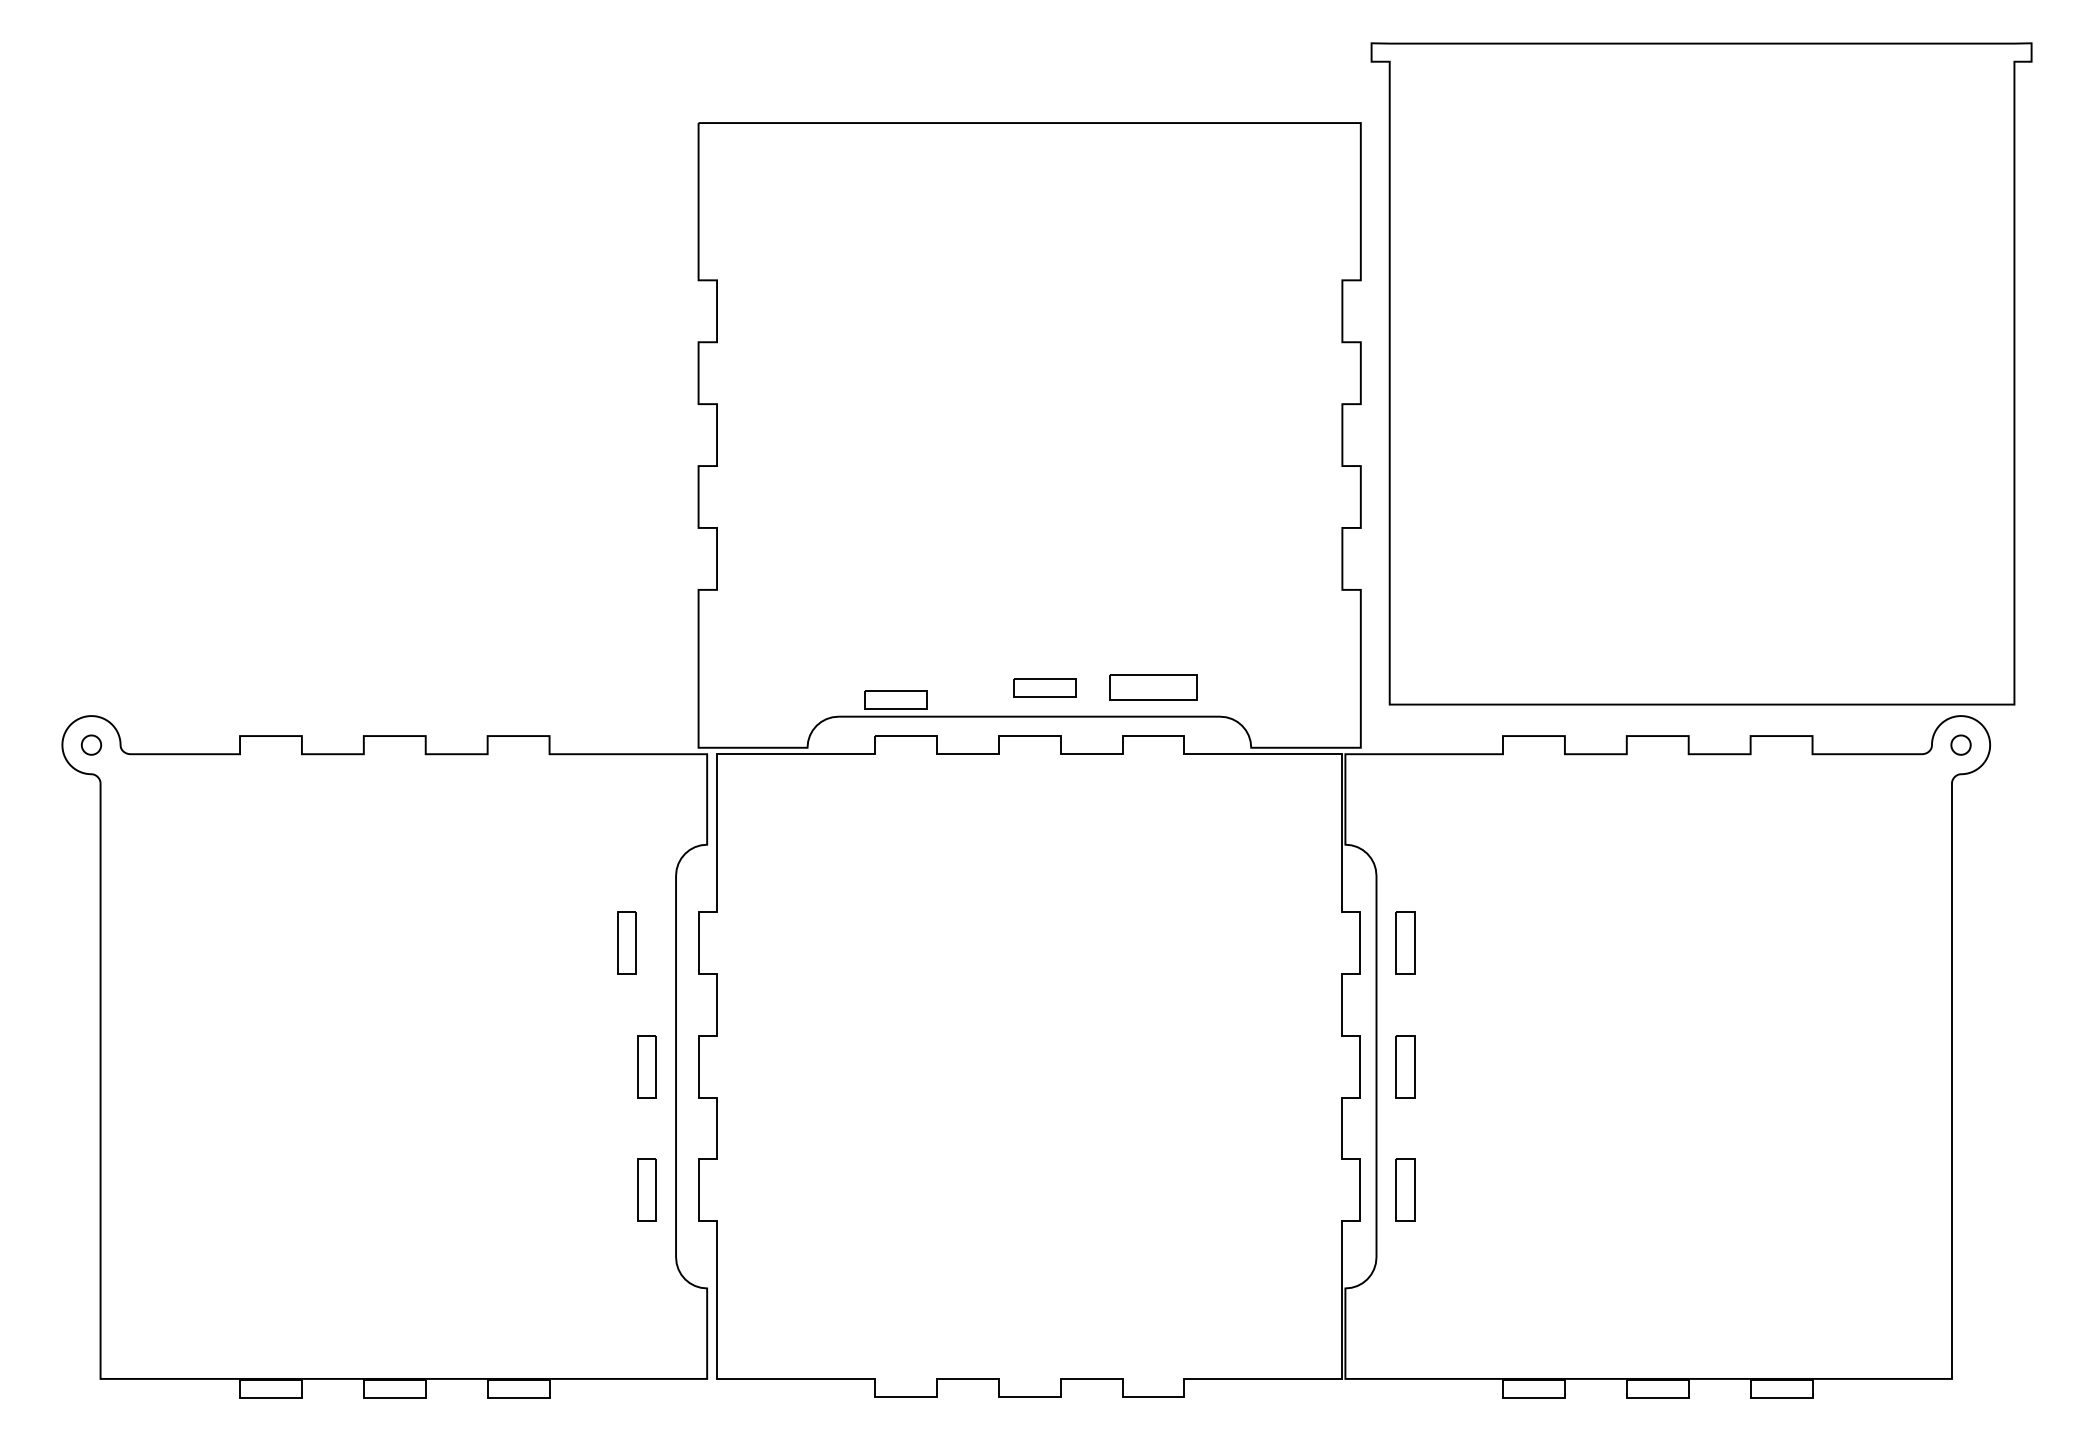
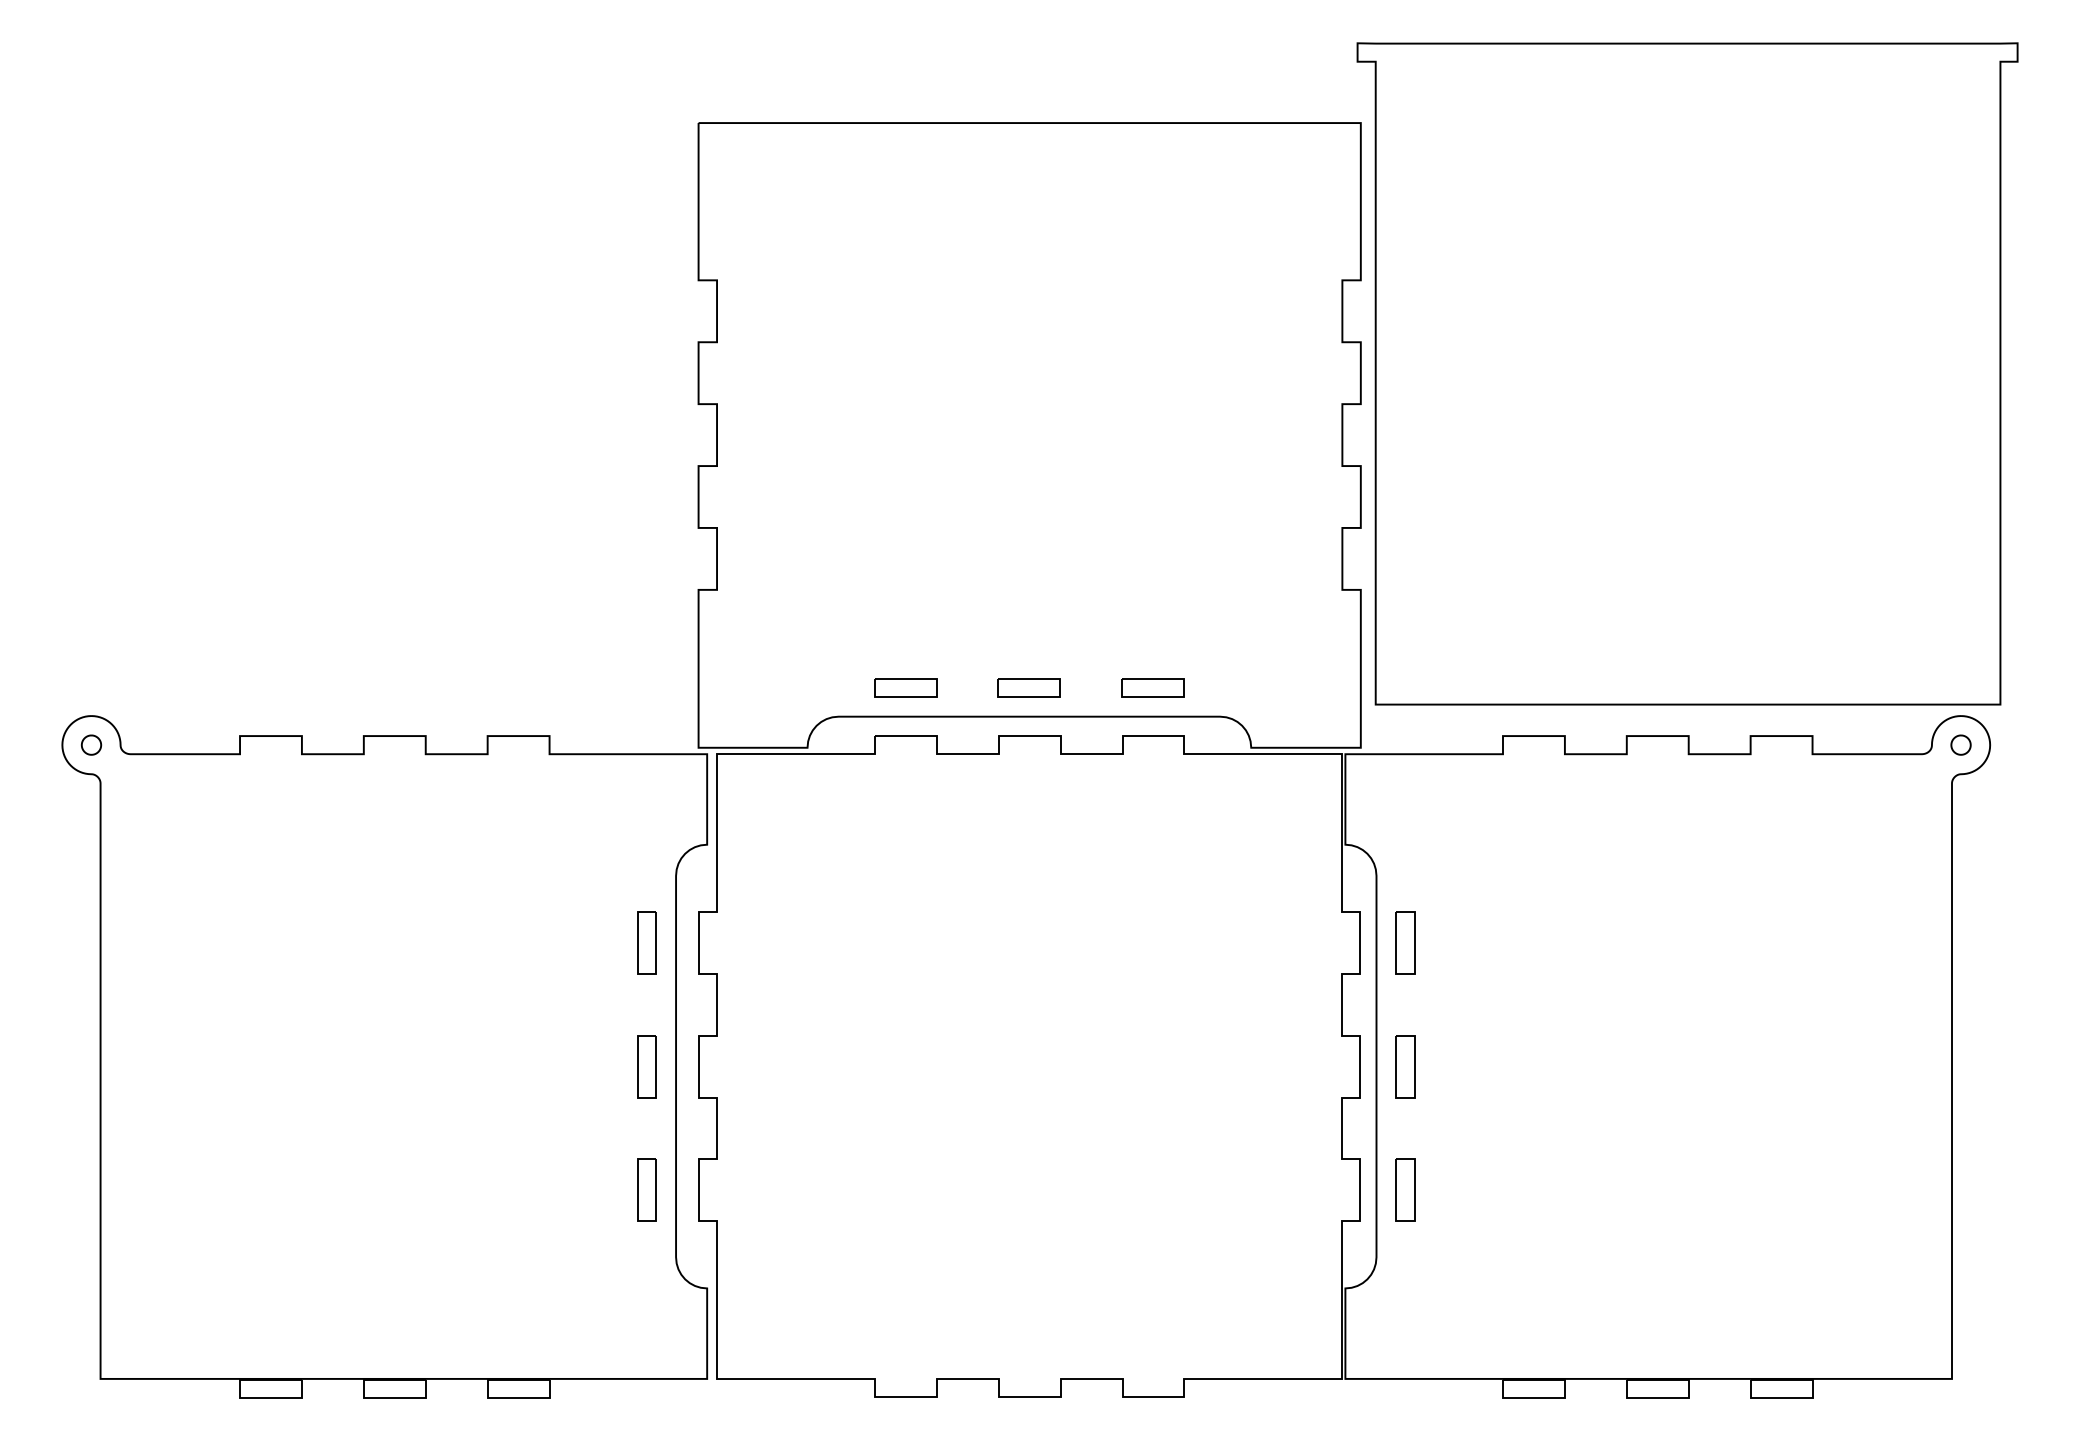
part position: (1701, 373) -> (1687, 373) (1687, 373)
part position: (1044, 687) -> (1028, 687) (1028, 687)
part size: 89x27 px -> 64x20 px (1152, 687)
part position: (895, 699) -> (905, 687) (905, 687)
part position: (626, 942) -> (646, 942) (646, 942)
